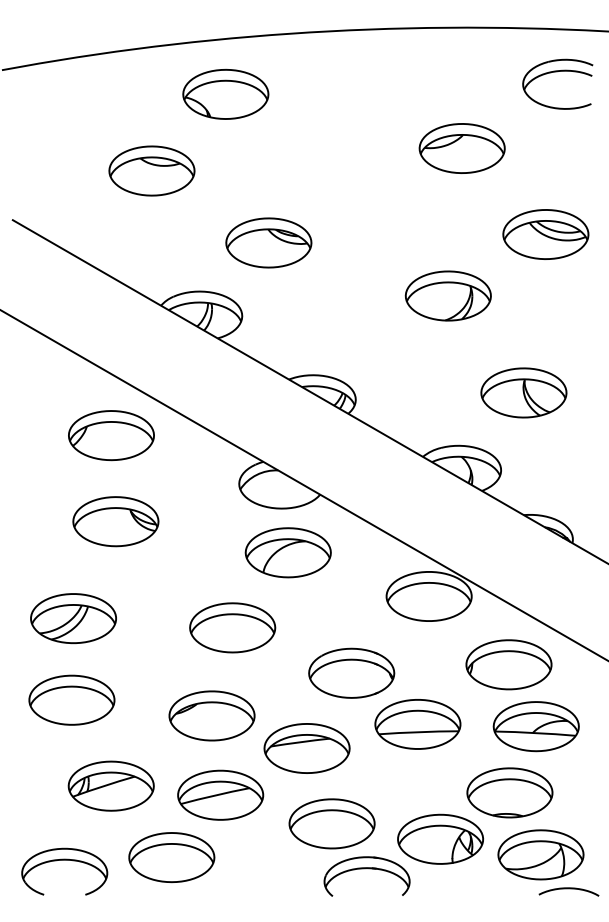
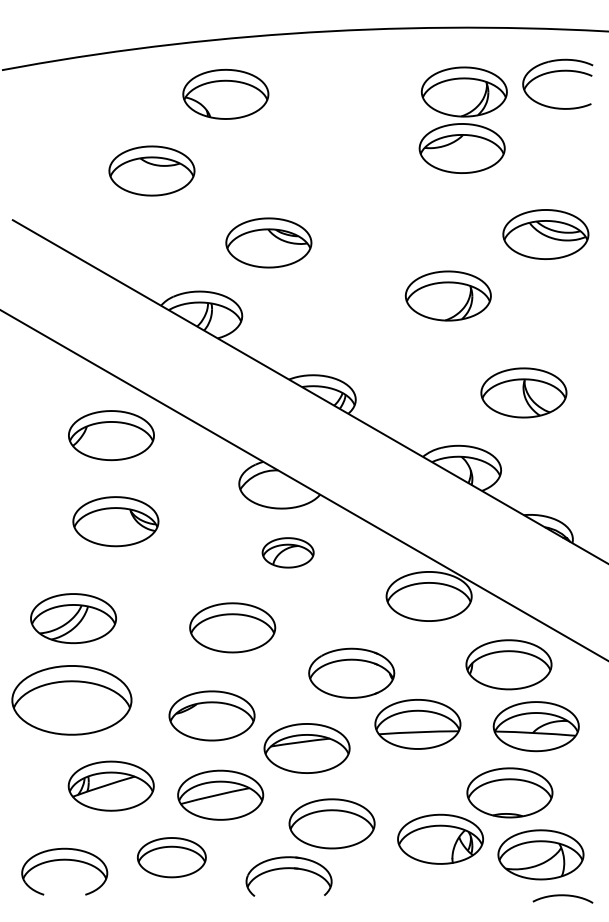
part: none -> present (463, 91)
part size: 88x52 px -> 54x32 px (287, 552)
part size: 88x52 px -> 122x71 px (71, 700)
part size: 88x52 px -> 71x42 px (171, 857)
part position: (365, 869) -> (287, 869) (287, 869)
curve position: (568, 889) -> (562, 896) (562, 896)
